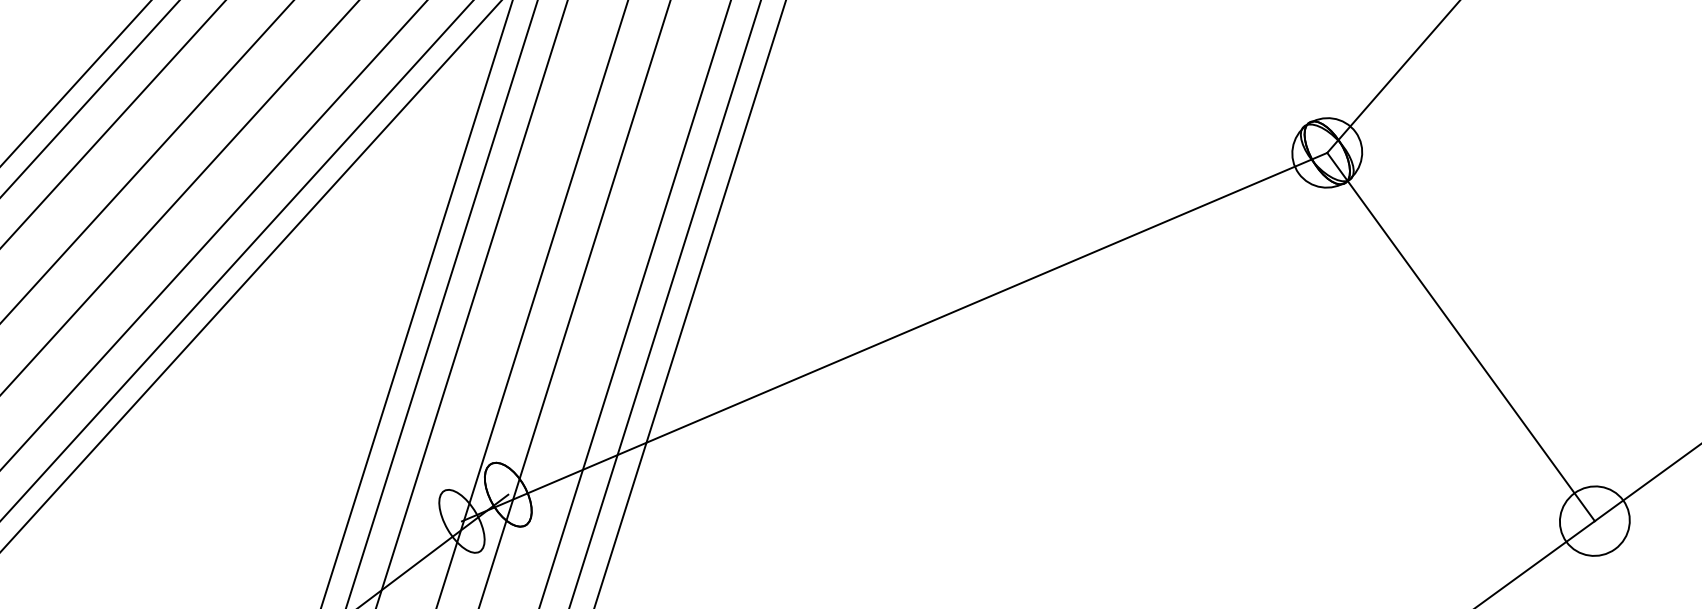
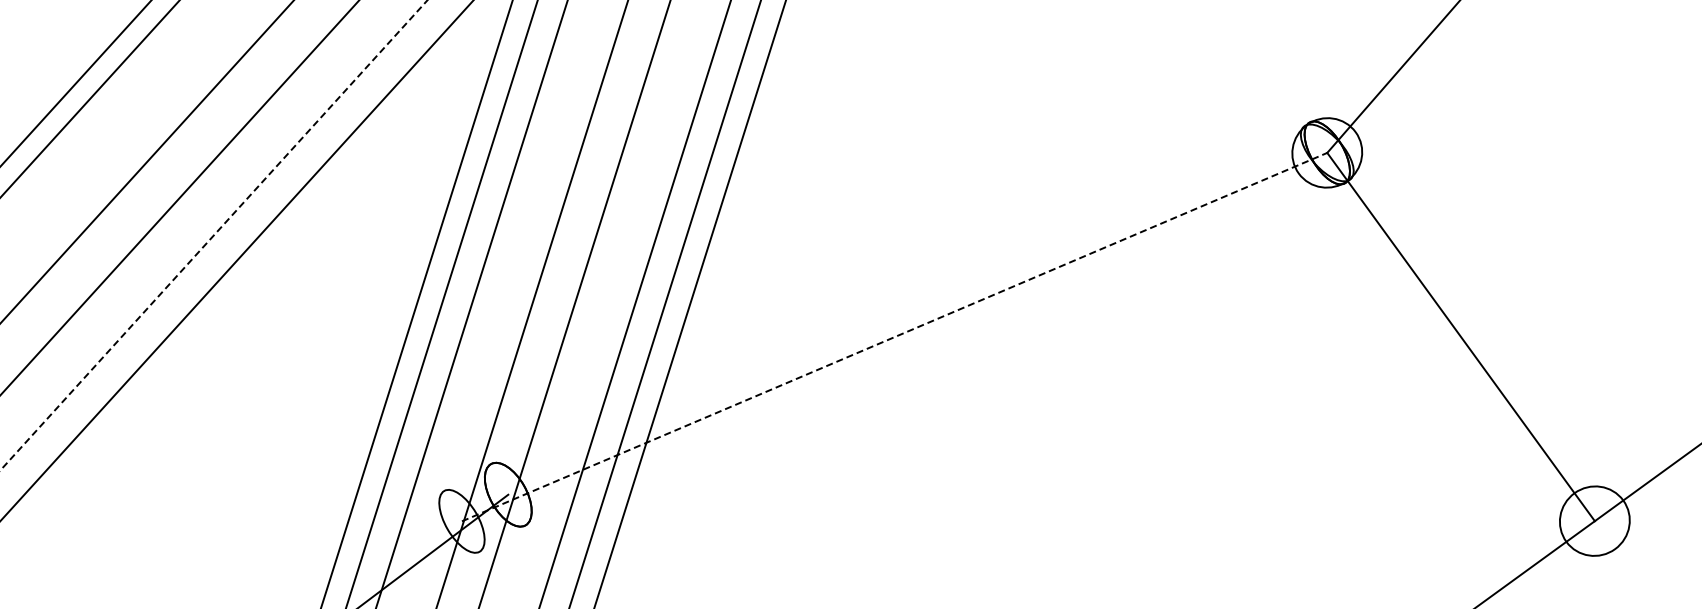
line: present -> none (112, 124)
line: solid -> dashed (214, 235)
line: present -> none (251, 276)
line: solid -> dashed (895, 336)
